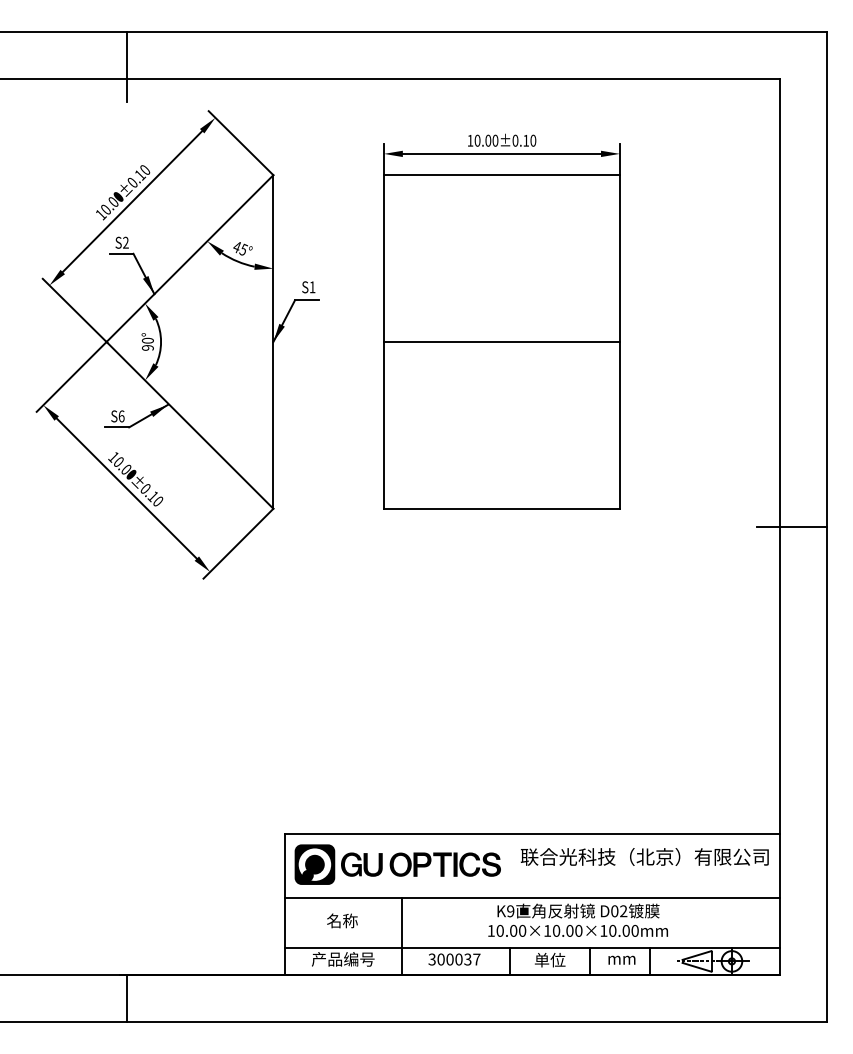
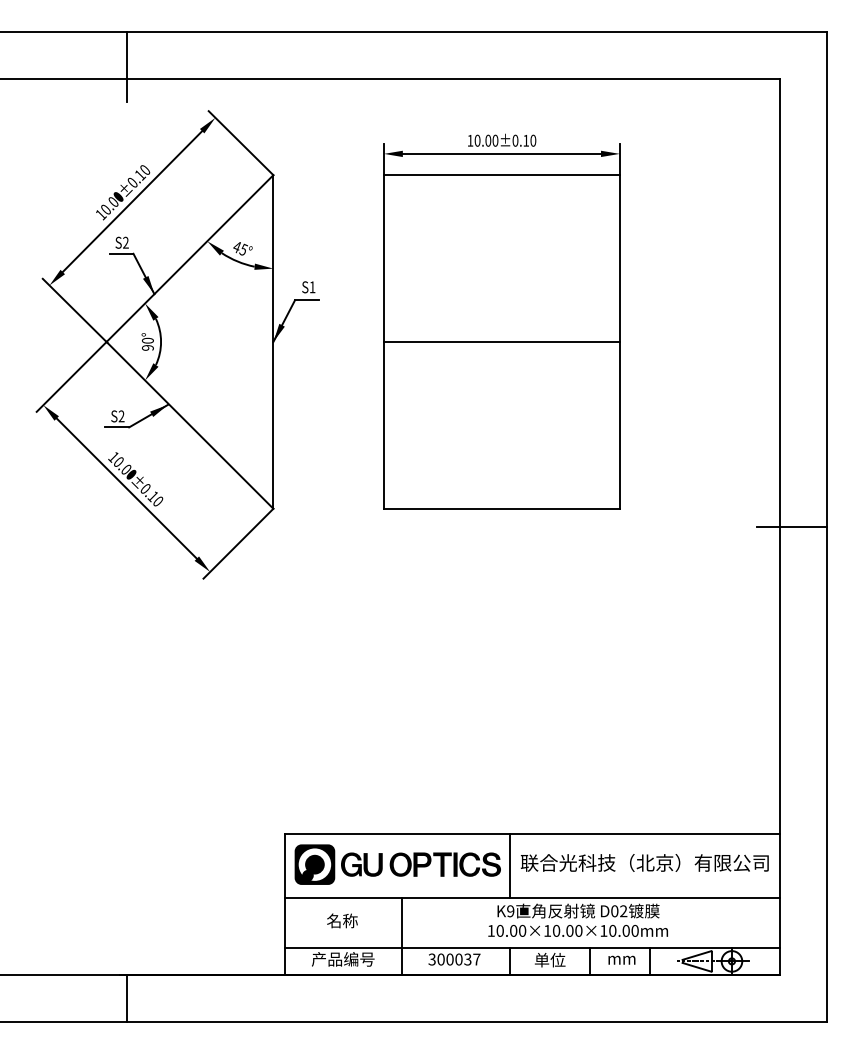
text: S6 -> S2 (121, 416)
text position: (644, 856) -> (644, 862) (644, 862)
line: none -> present (509, 865)
